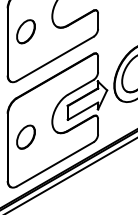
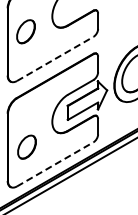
line: solid -> dashed (55, 58)
part position: (25, 136) -> (26, 146) (26, 146)
line: solid -> dashed (55, 164)
